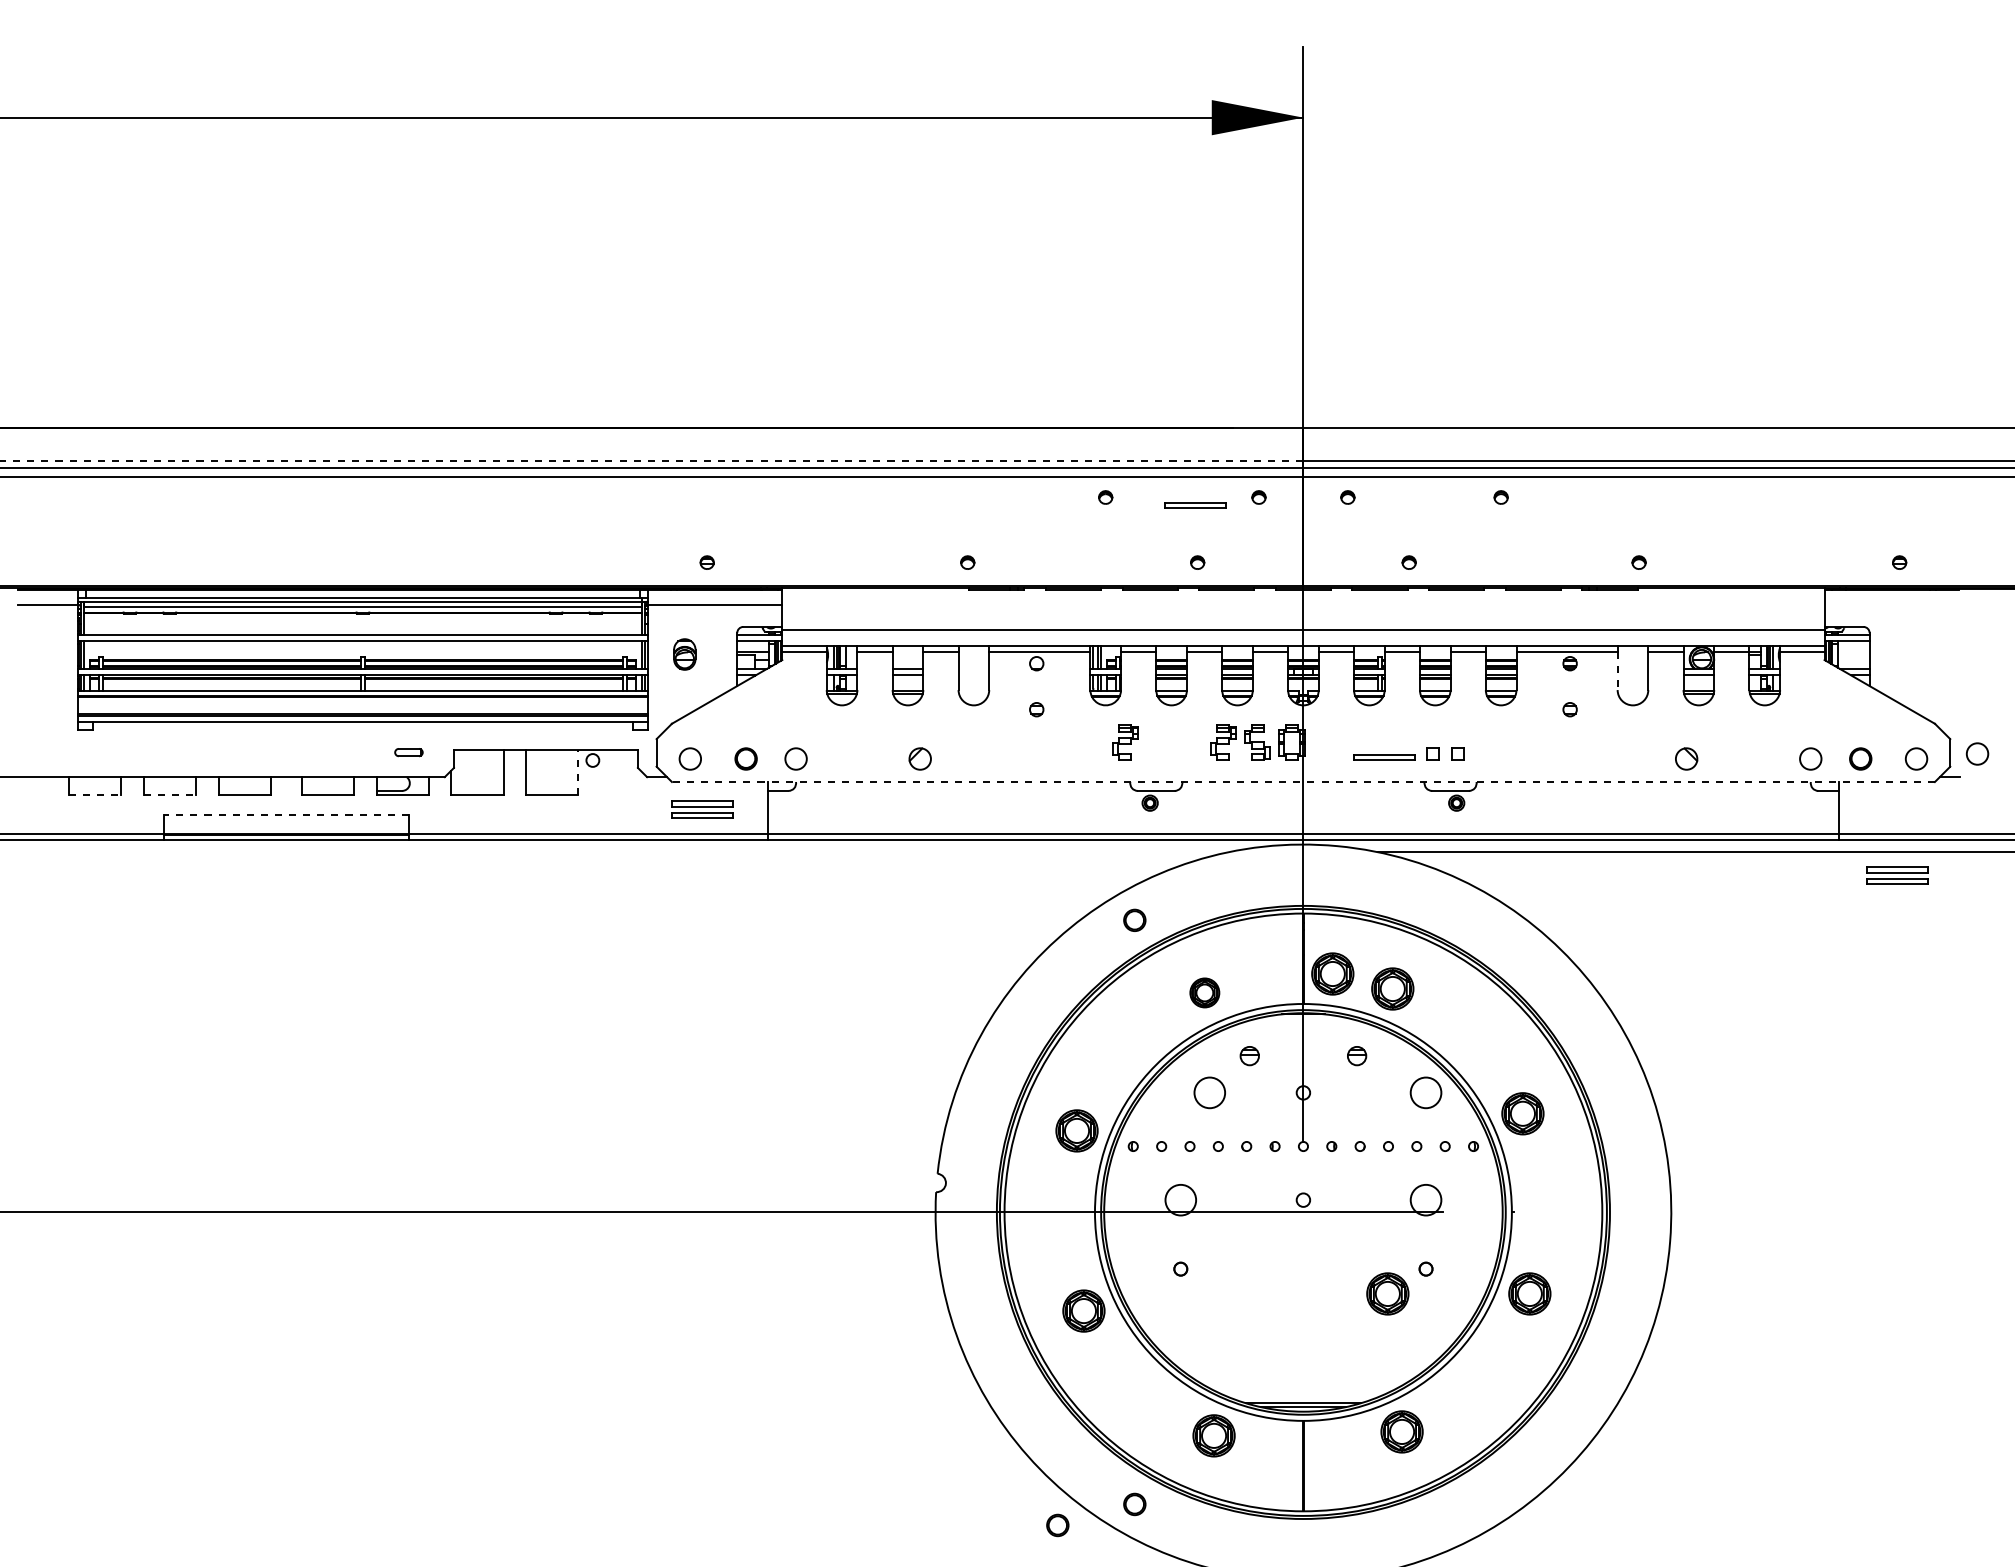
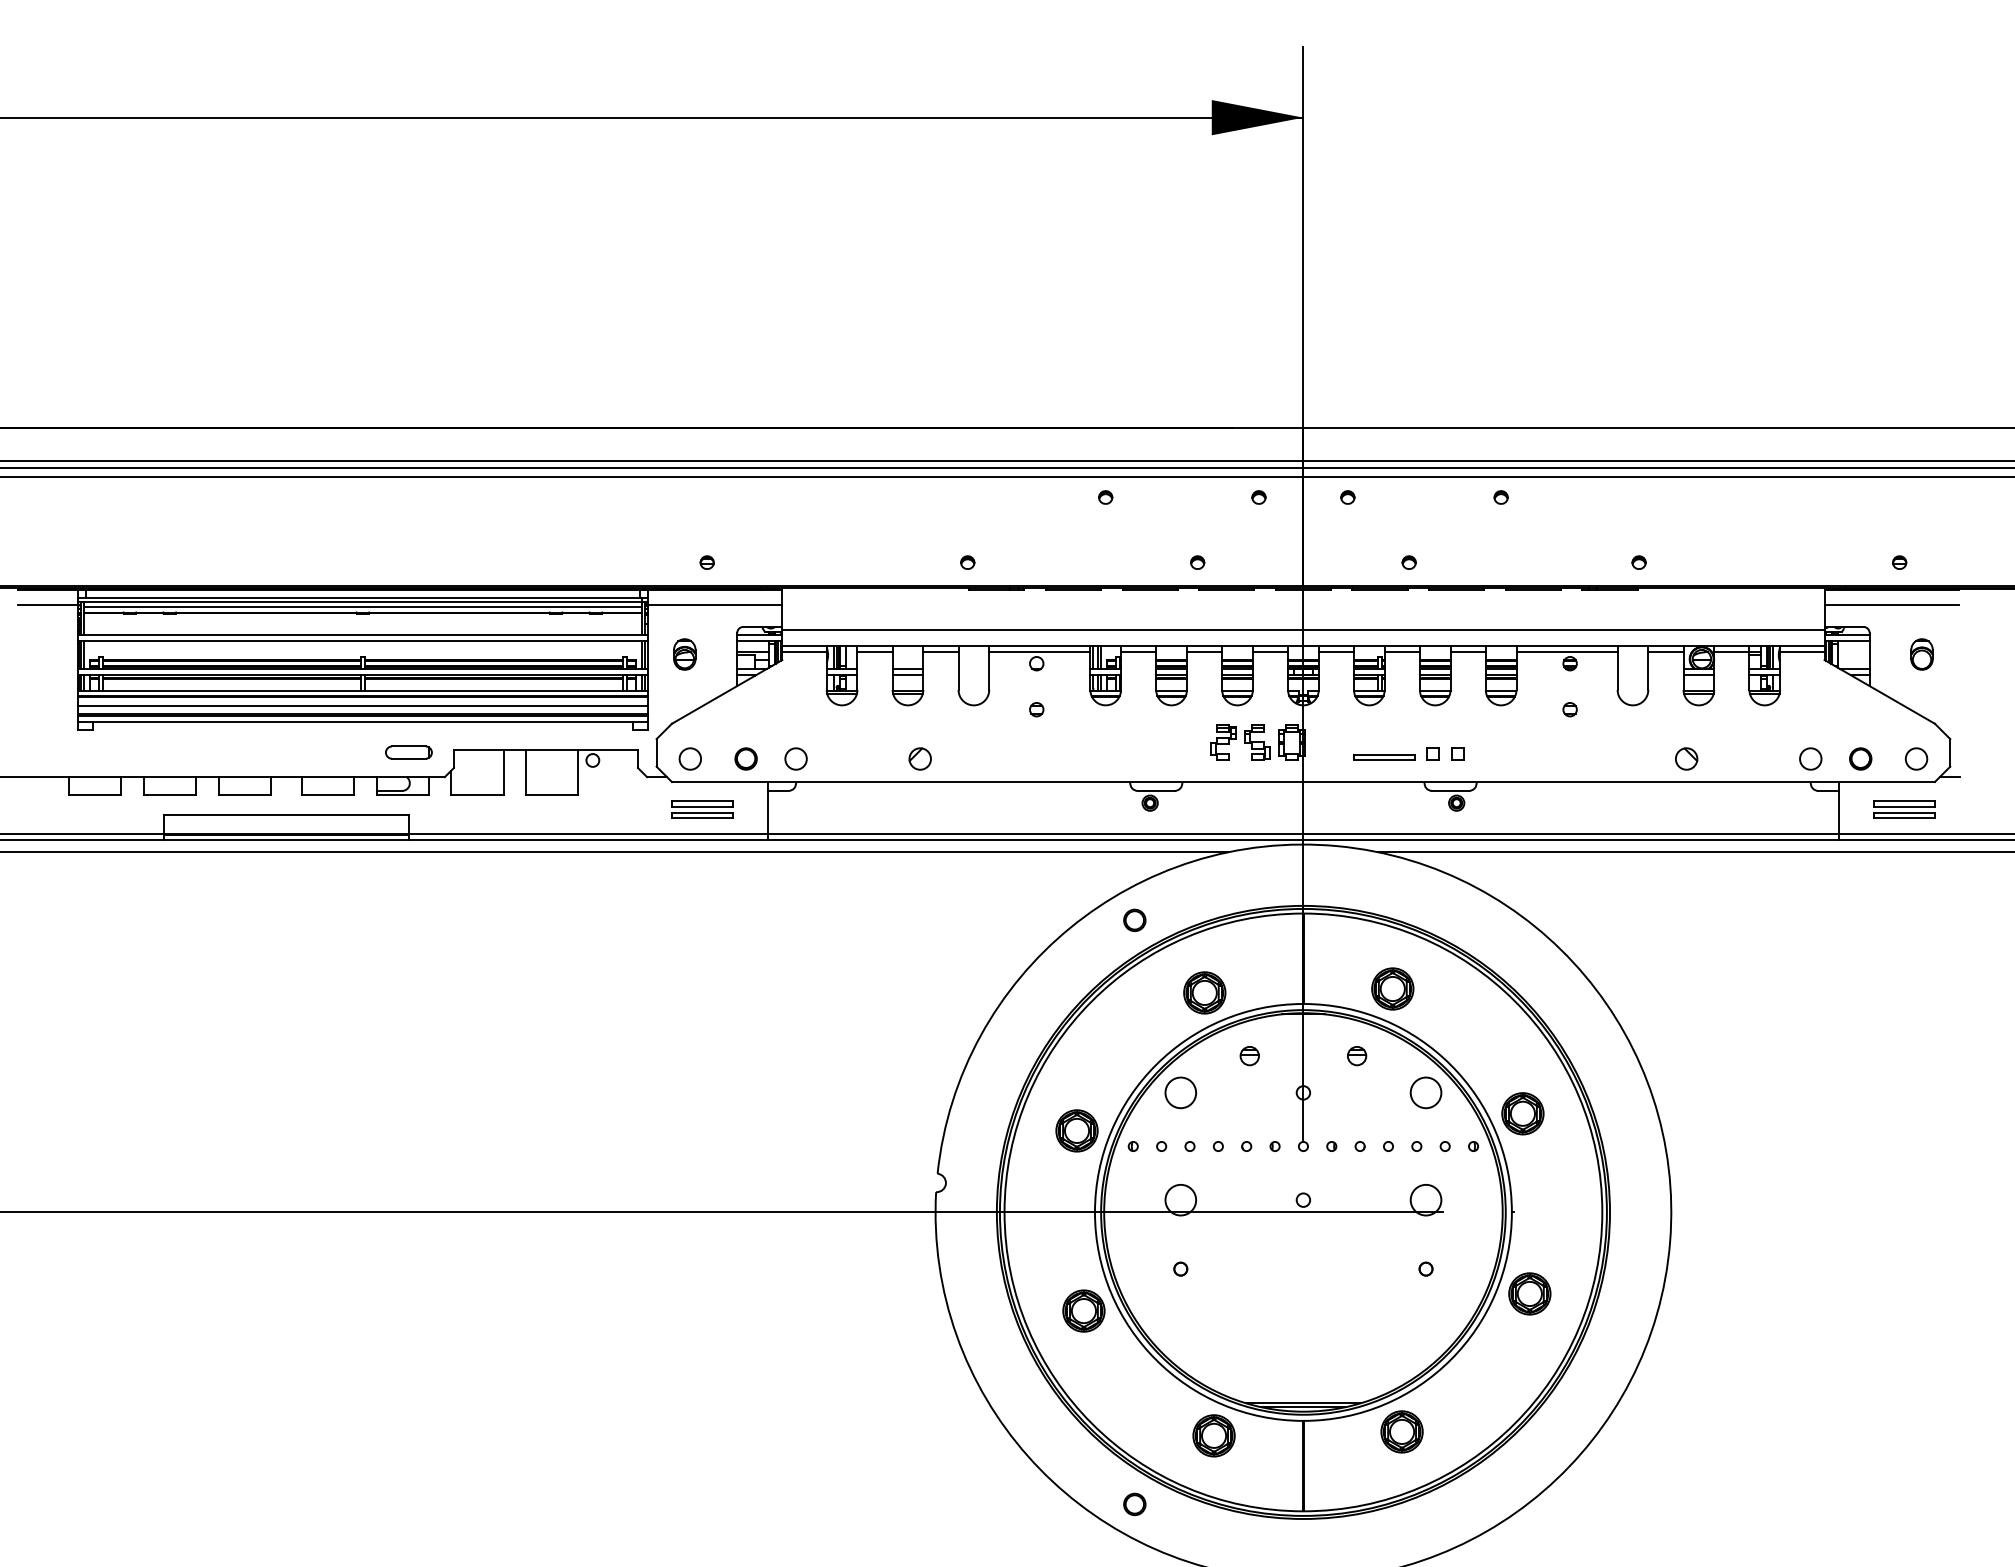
line: dashed -> solid (651, 461)
part: present -> none (1195, 505)
line: none -> present (1891, 605)
part: none -> present (1921, 654)
line: dashed -> solid (1617, 671)
line: none -> present (362, 705)
part: present -> none (1125, 742)
part size: 30x10 px -> 48x15 px (408, 752)
circle: present -> none (1977, 753)
line: dashed -> solid (578, 772)
line: dashed -> solid (1302, 782)
line: dashed -> solid (95, 794)
line: dashed -> solid (170, 794)
line: dashed -> solid (286, 815)
line: none -> present (615, 852)
part position: (1897, 875) -> (1904, 809) (1904, 809)
part: present -> none (1332, 973)
part size: 32x32 px -> 44x44 px (1204, 992)
circle position: (1209, 1092) -> (1180, 1092) (1180, 1092)
part: present -> none (1387, 1293)
part: present -> none (1057, 1525)
